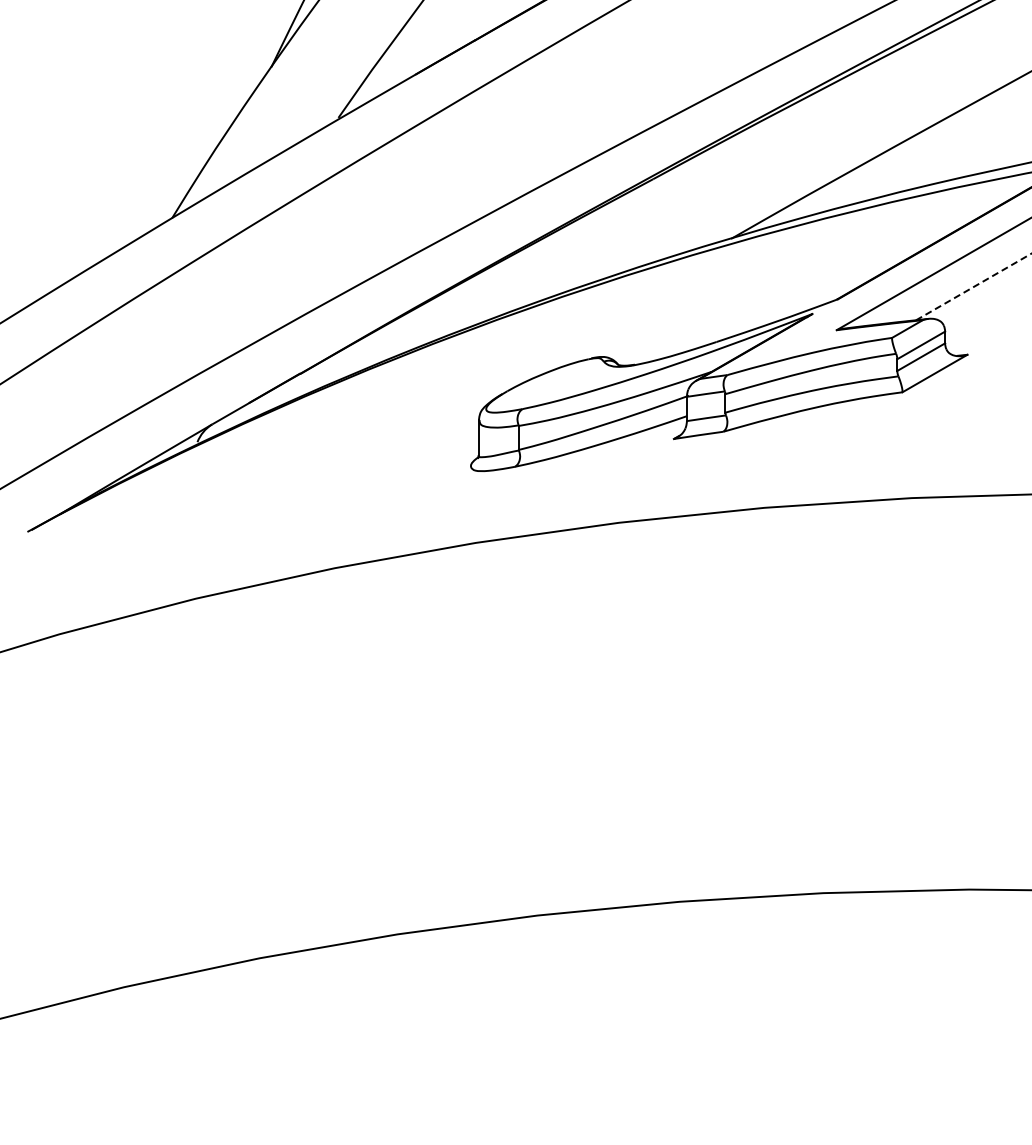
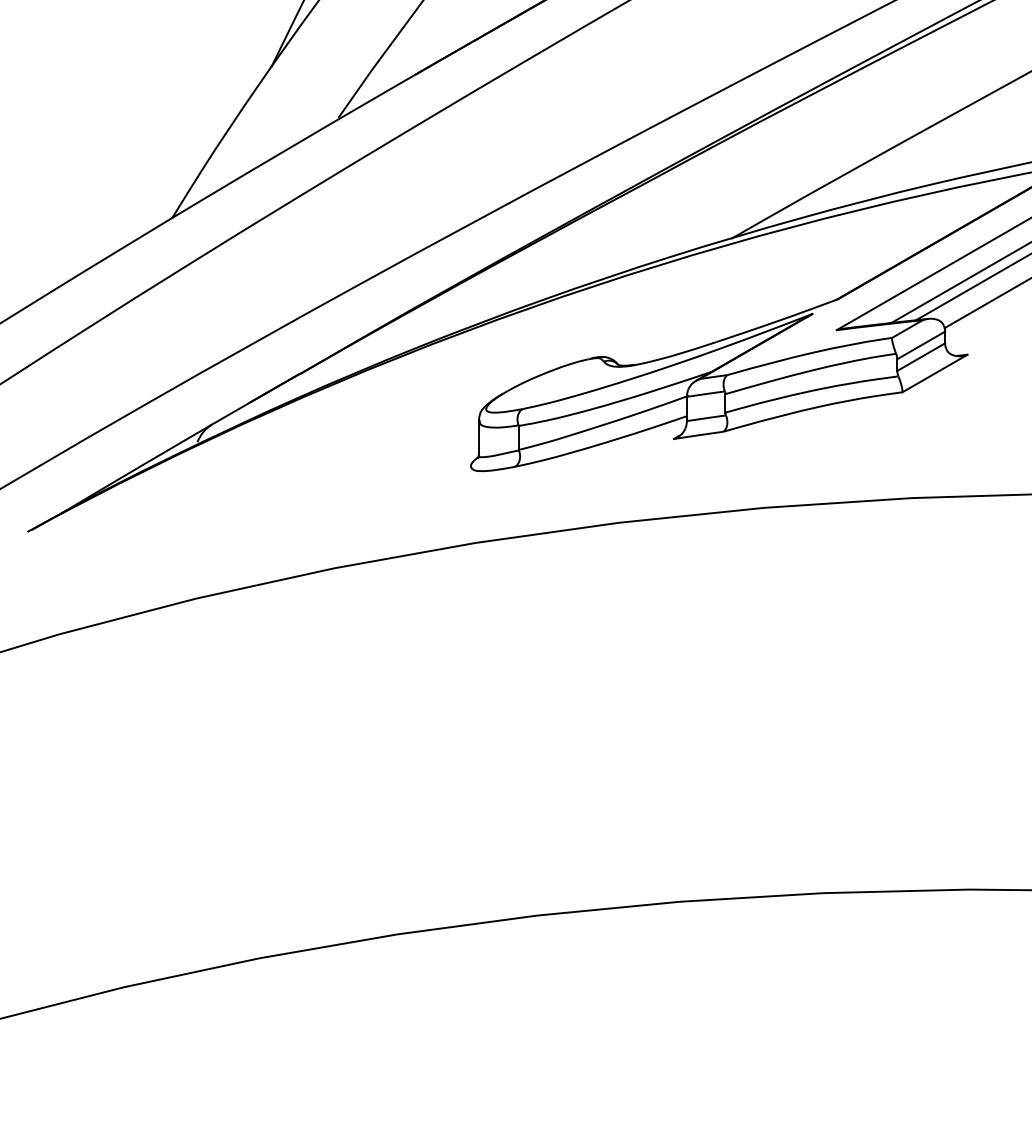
line: none -> present (959, 283)
line: dashed -> solid (973, 286)
line: none -> present (986, 303)
